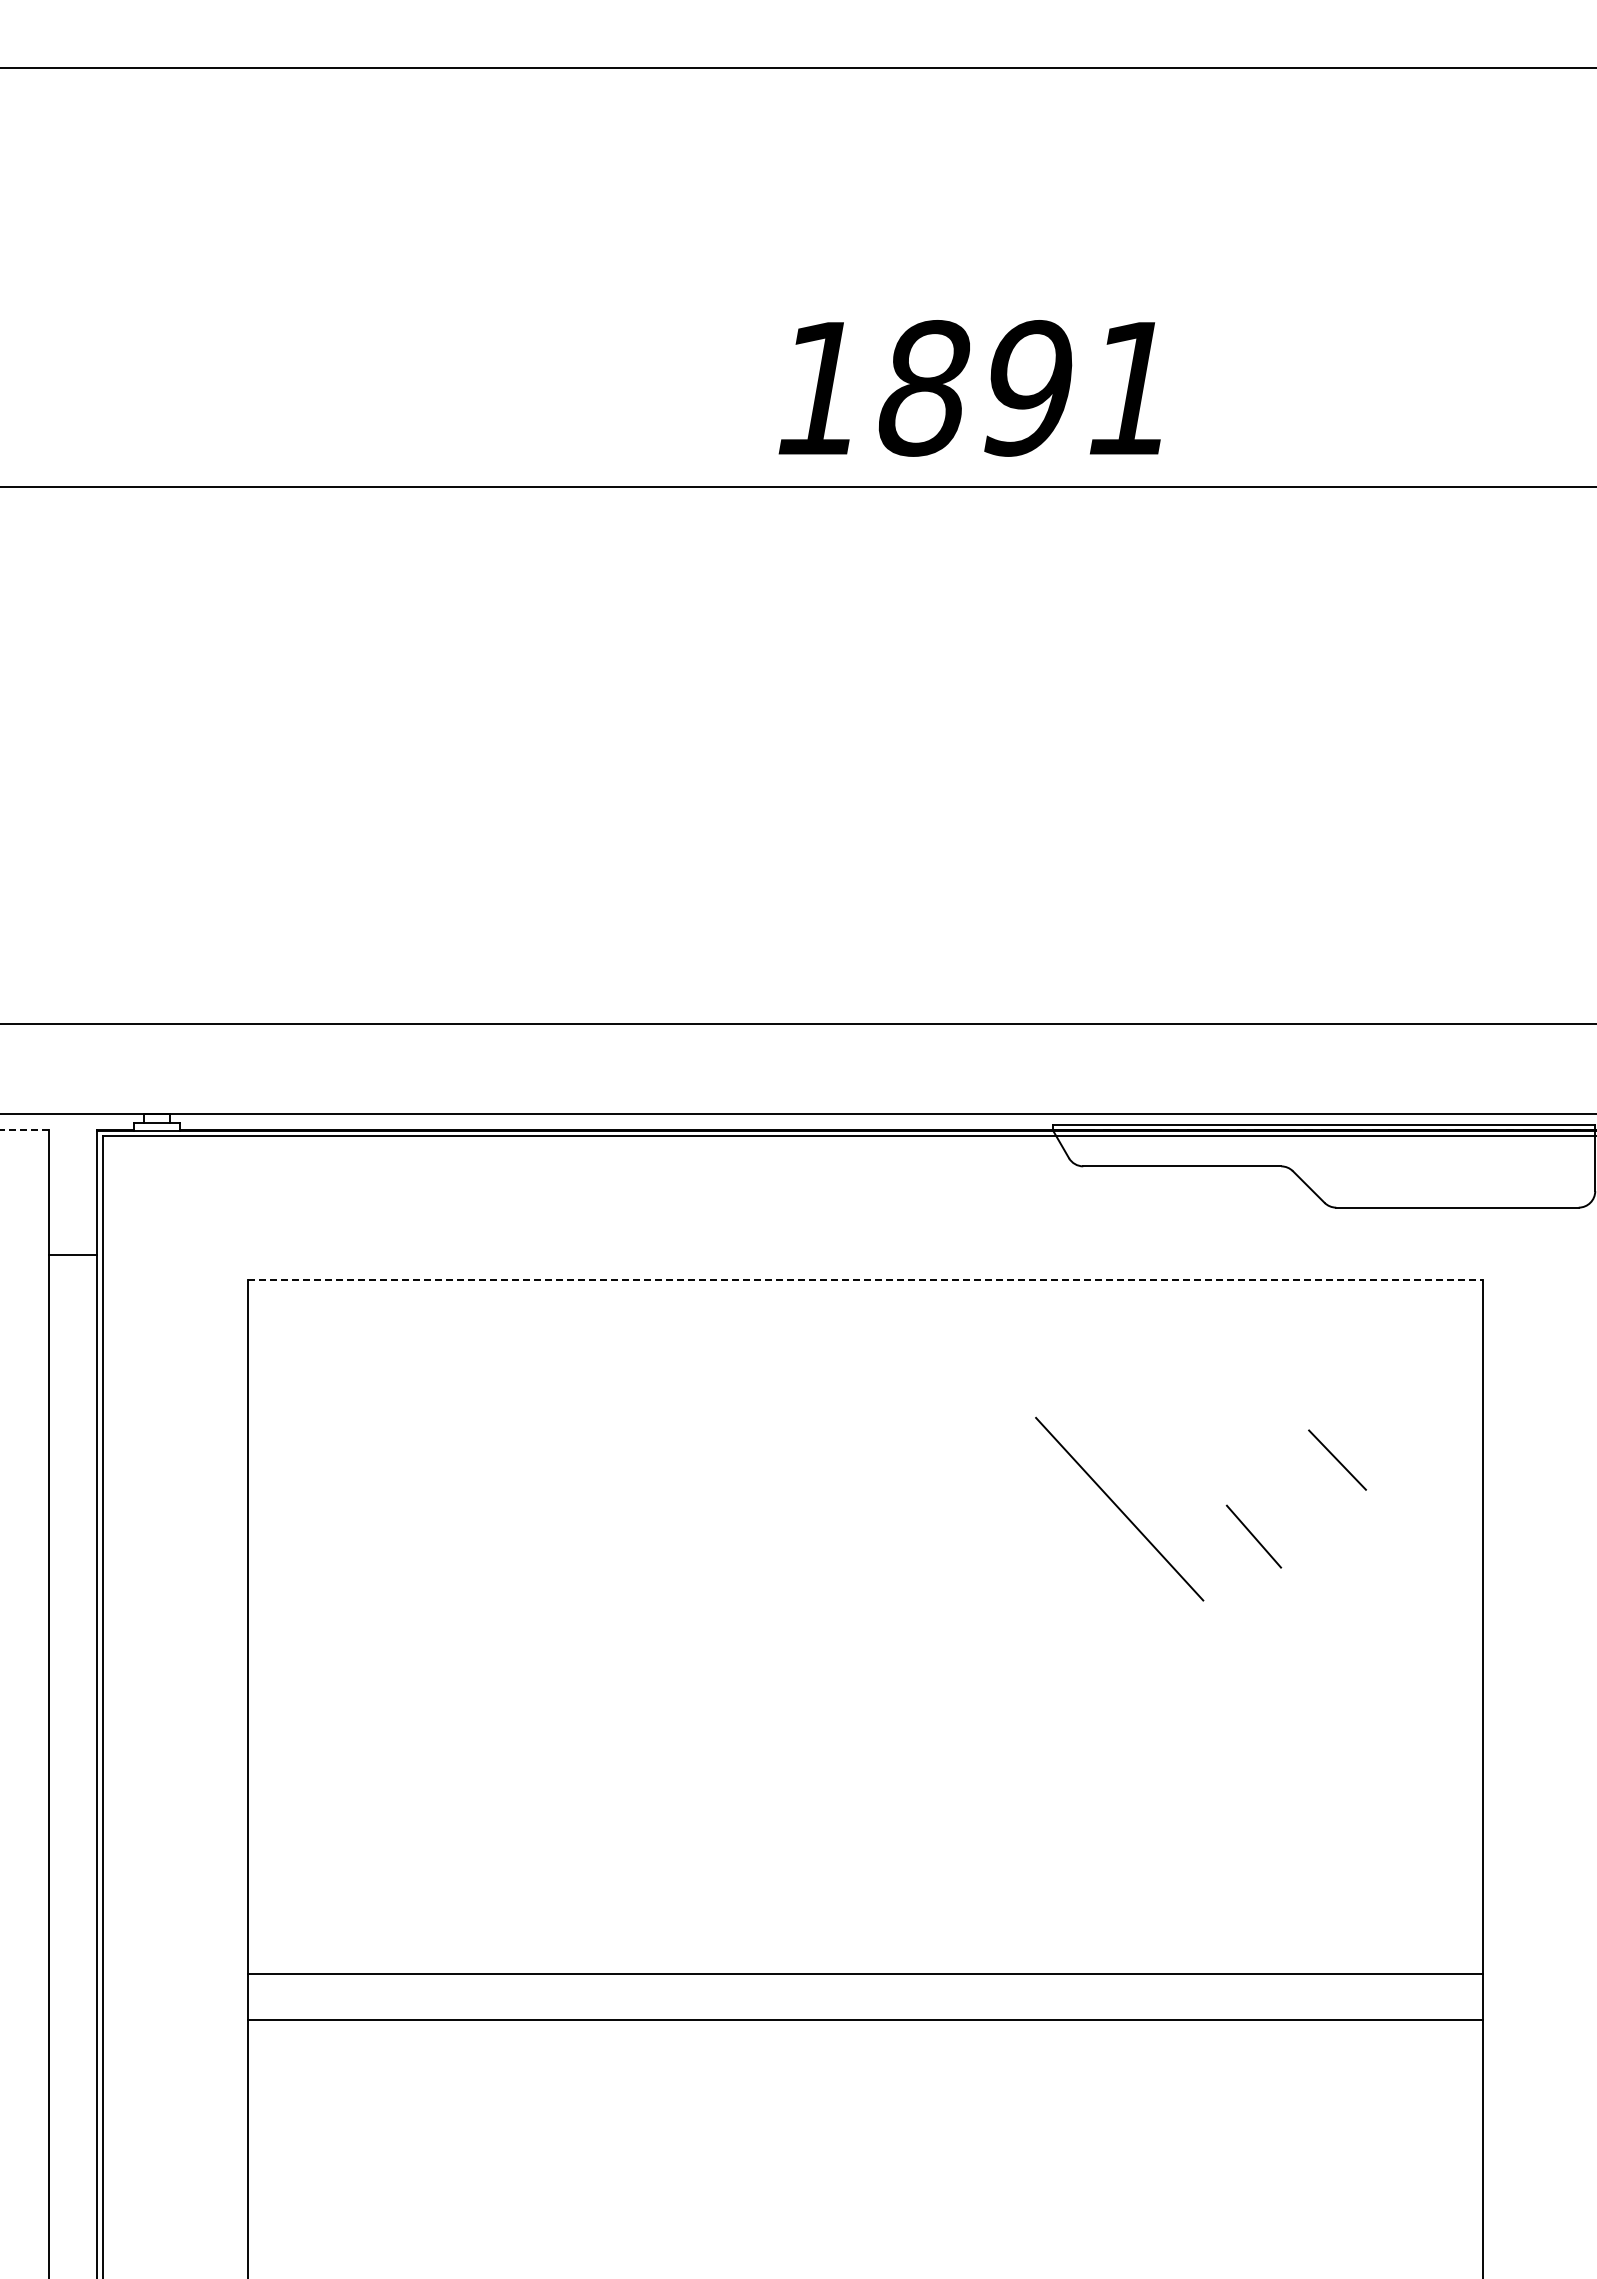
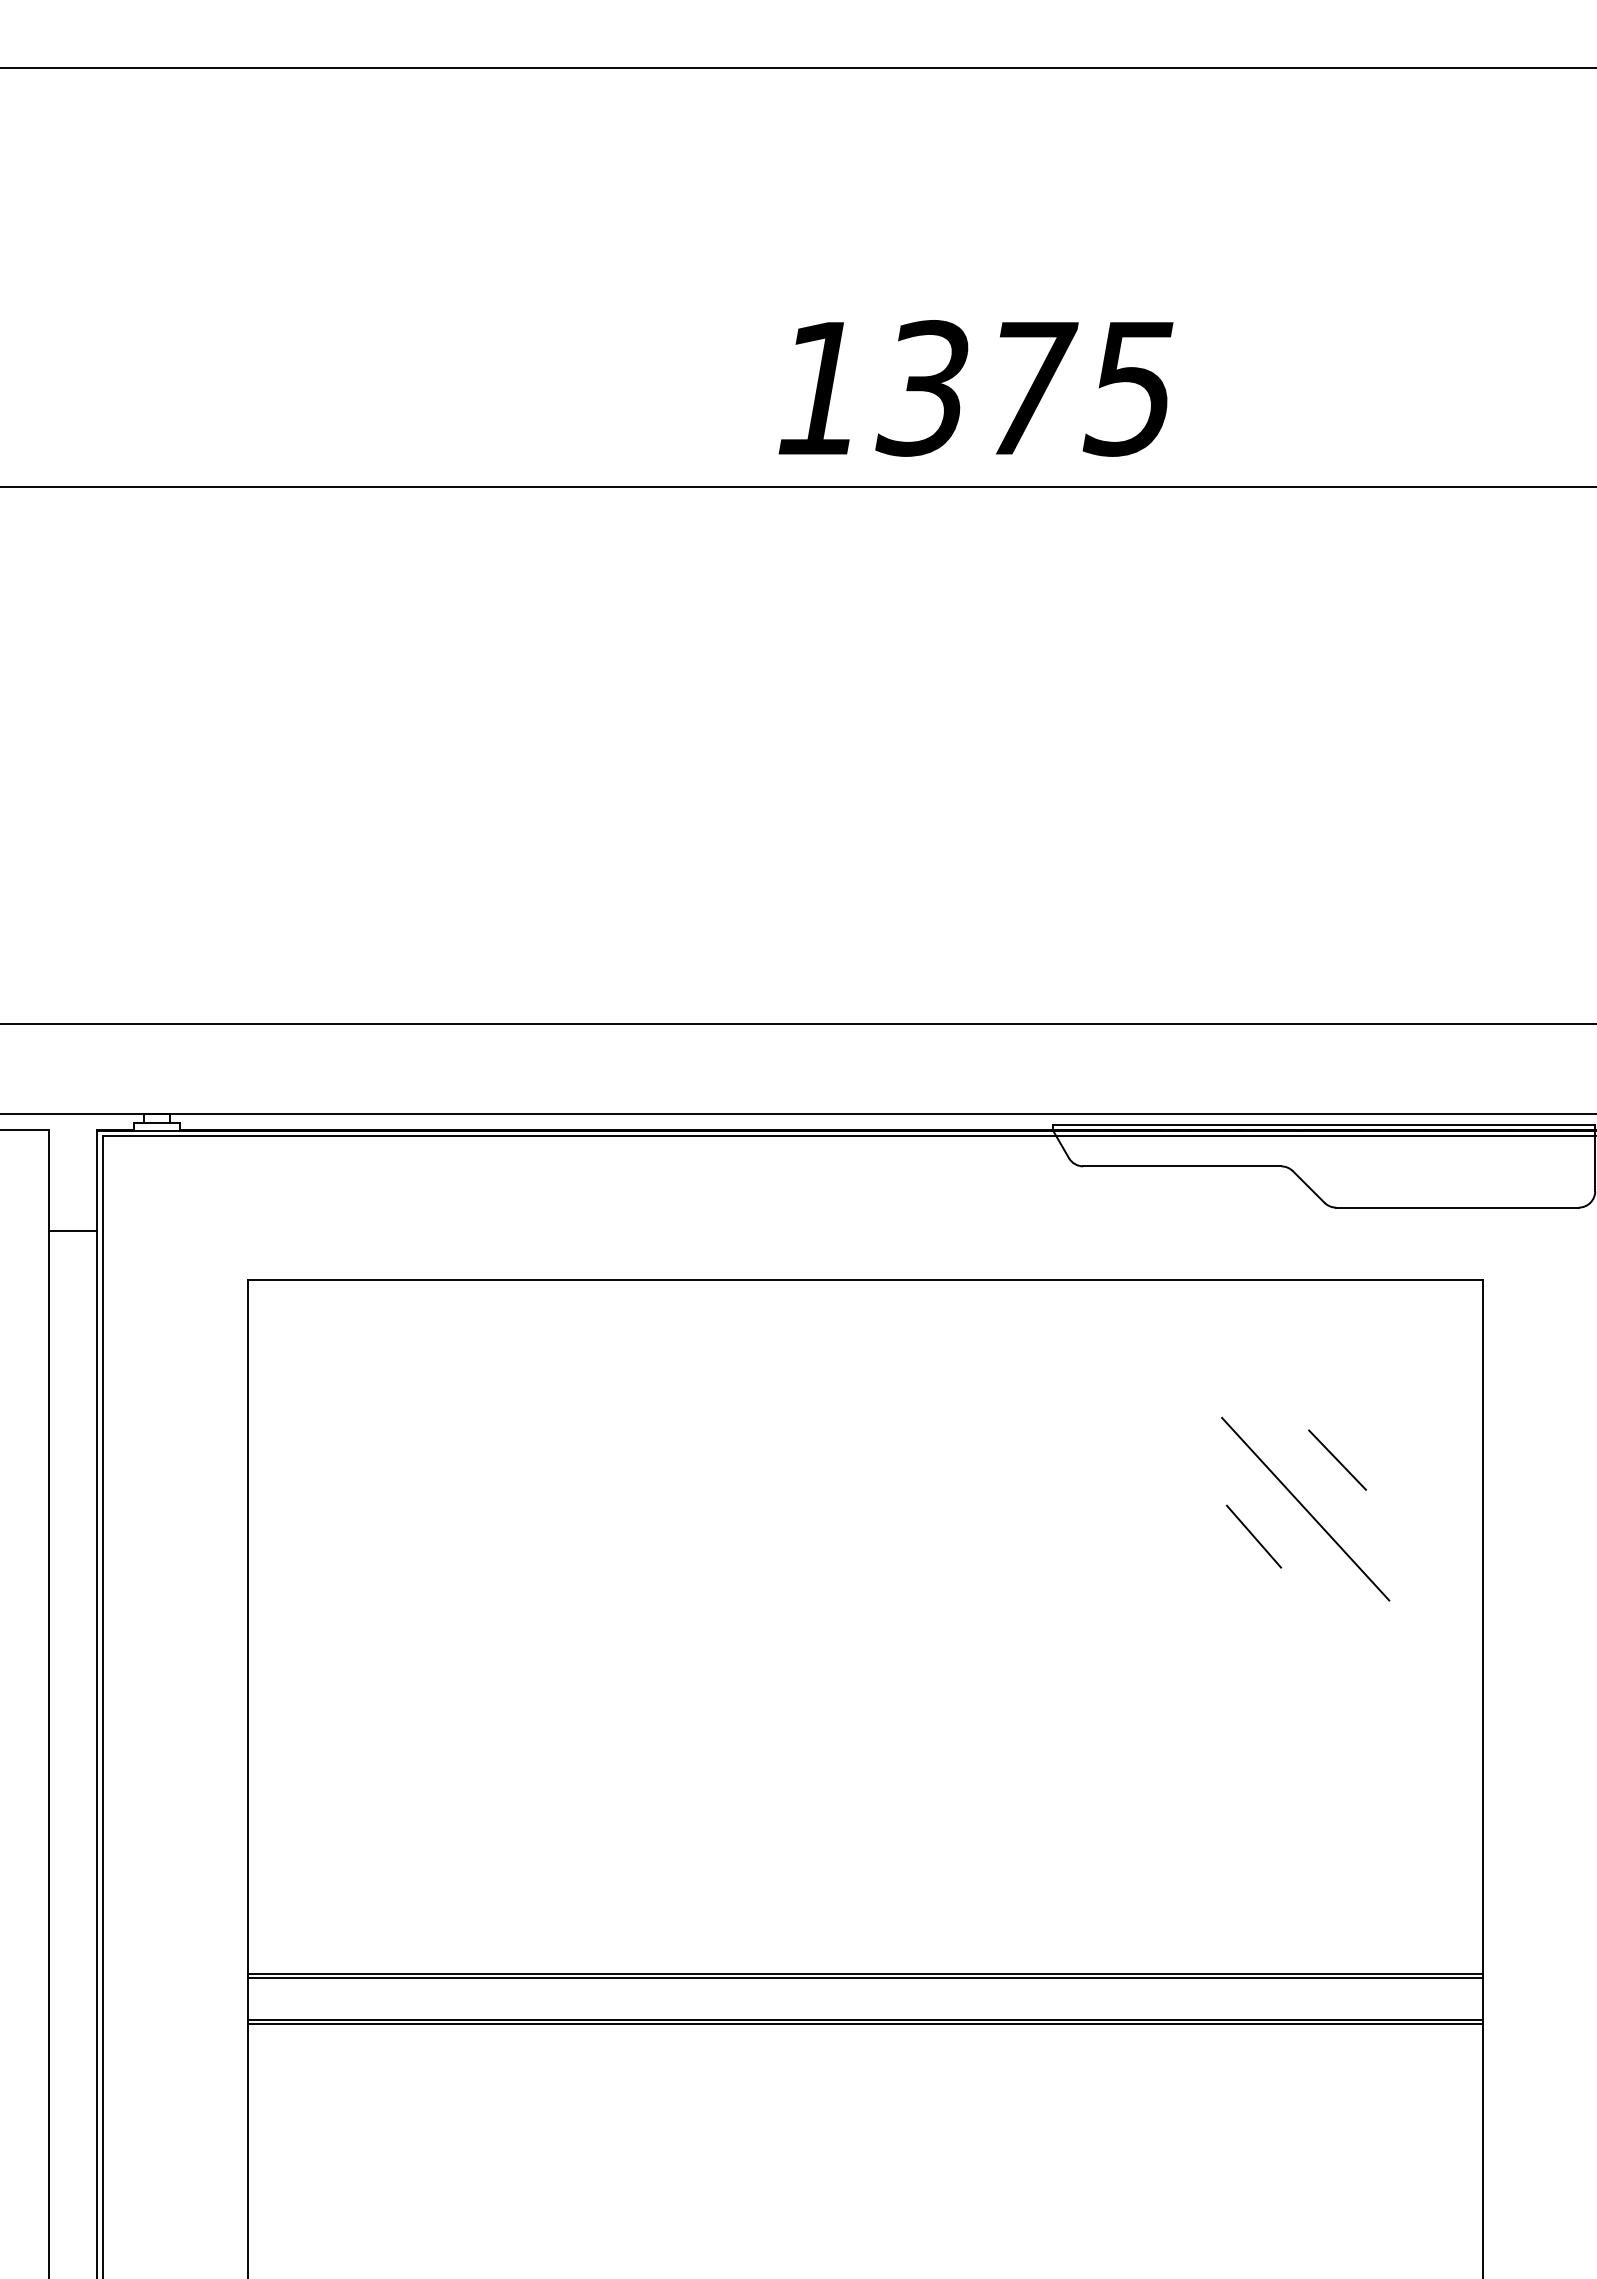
text: 1891 -> 1375 (1024, 388)
line: dashed -> solid (24, 1130)
line position: (73, 1255) -> (73, 1231) (73, 1231)
line: dashed -> solid (865, 1280)
line position: (1119, 1508) -> (1305, 1508) (1305, 1508)
line: none -> present (864, 1978)
line: none -> present (864, 2023)
